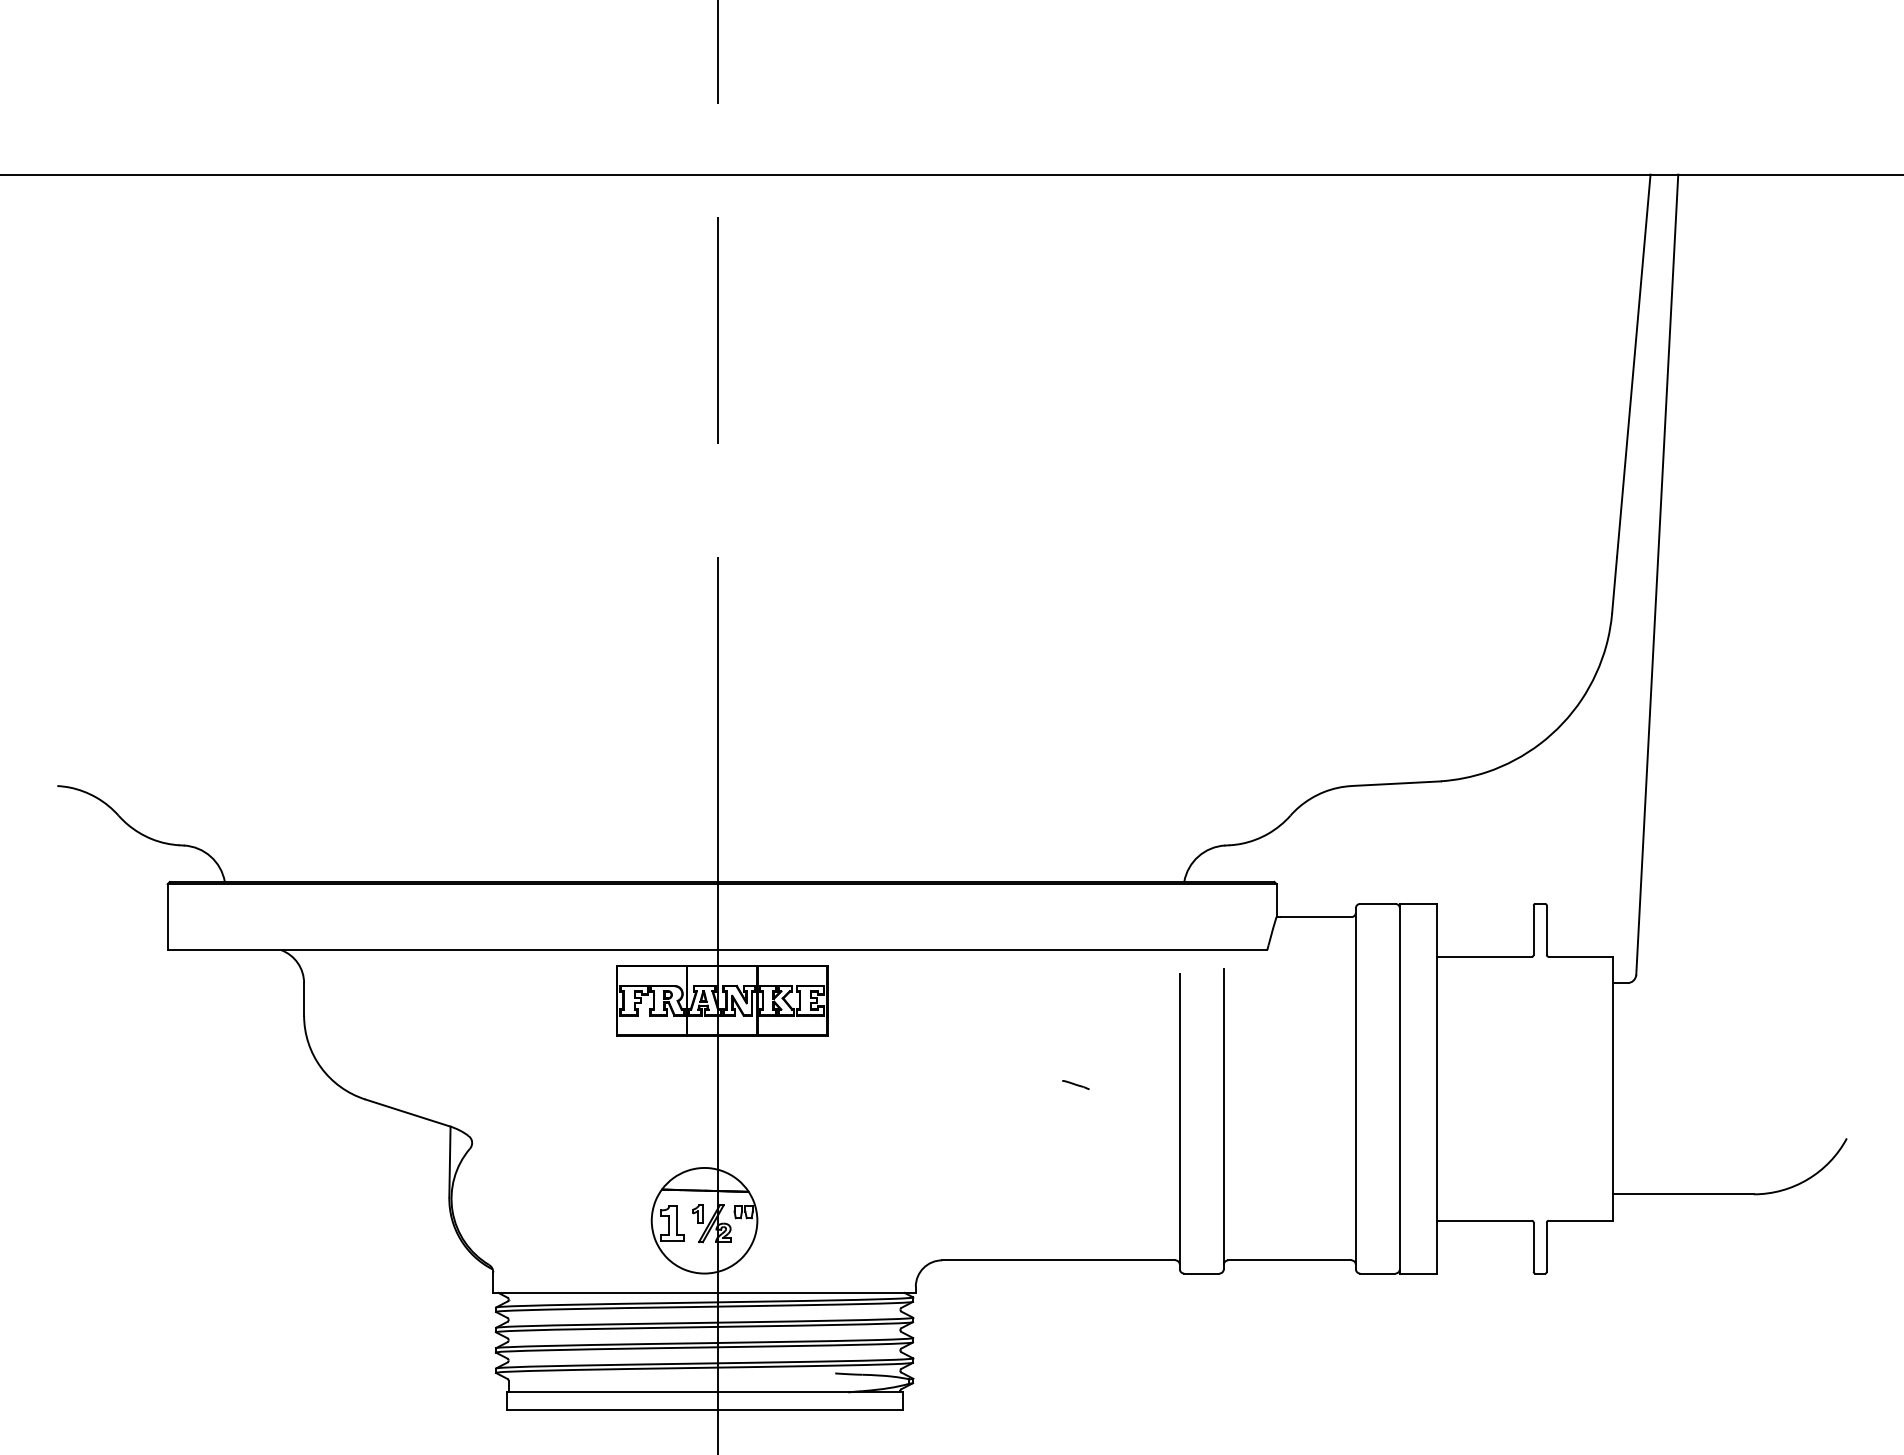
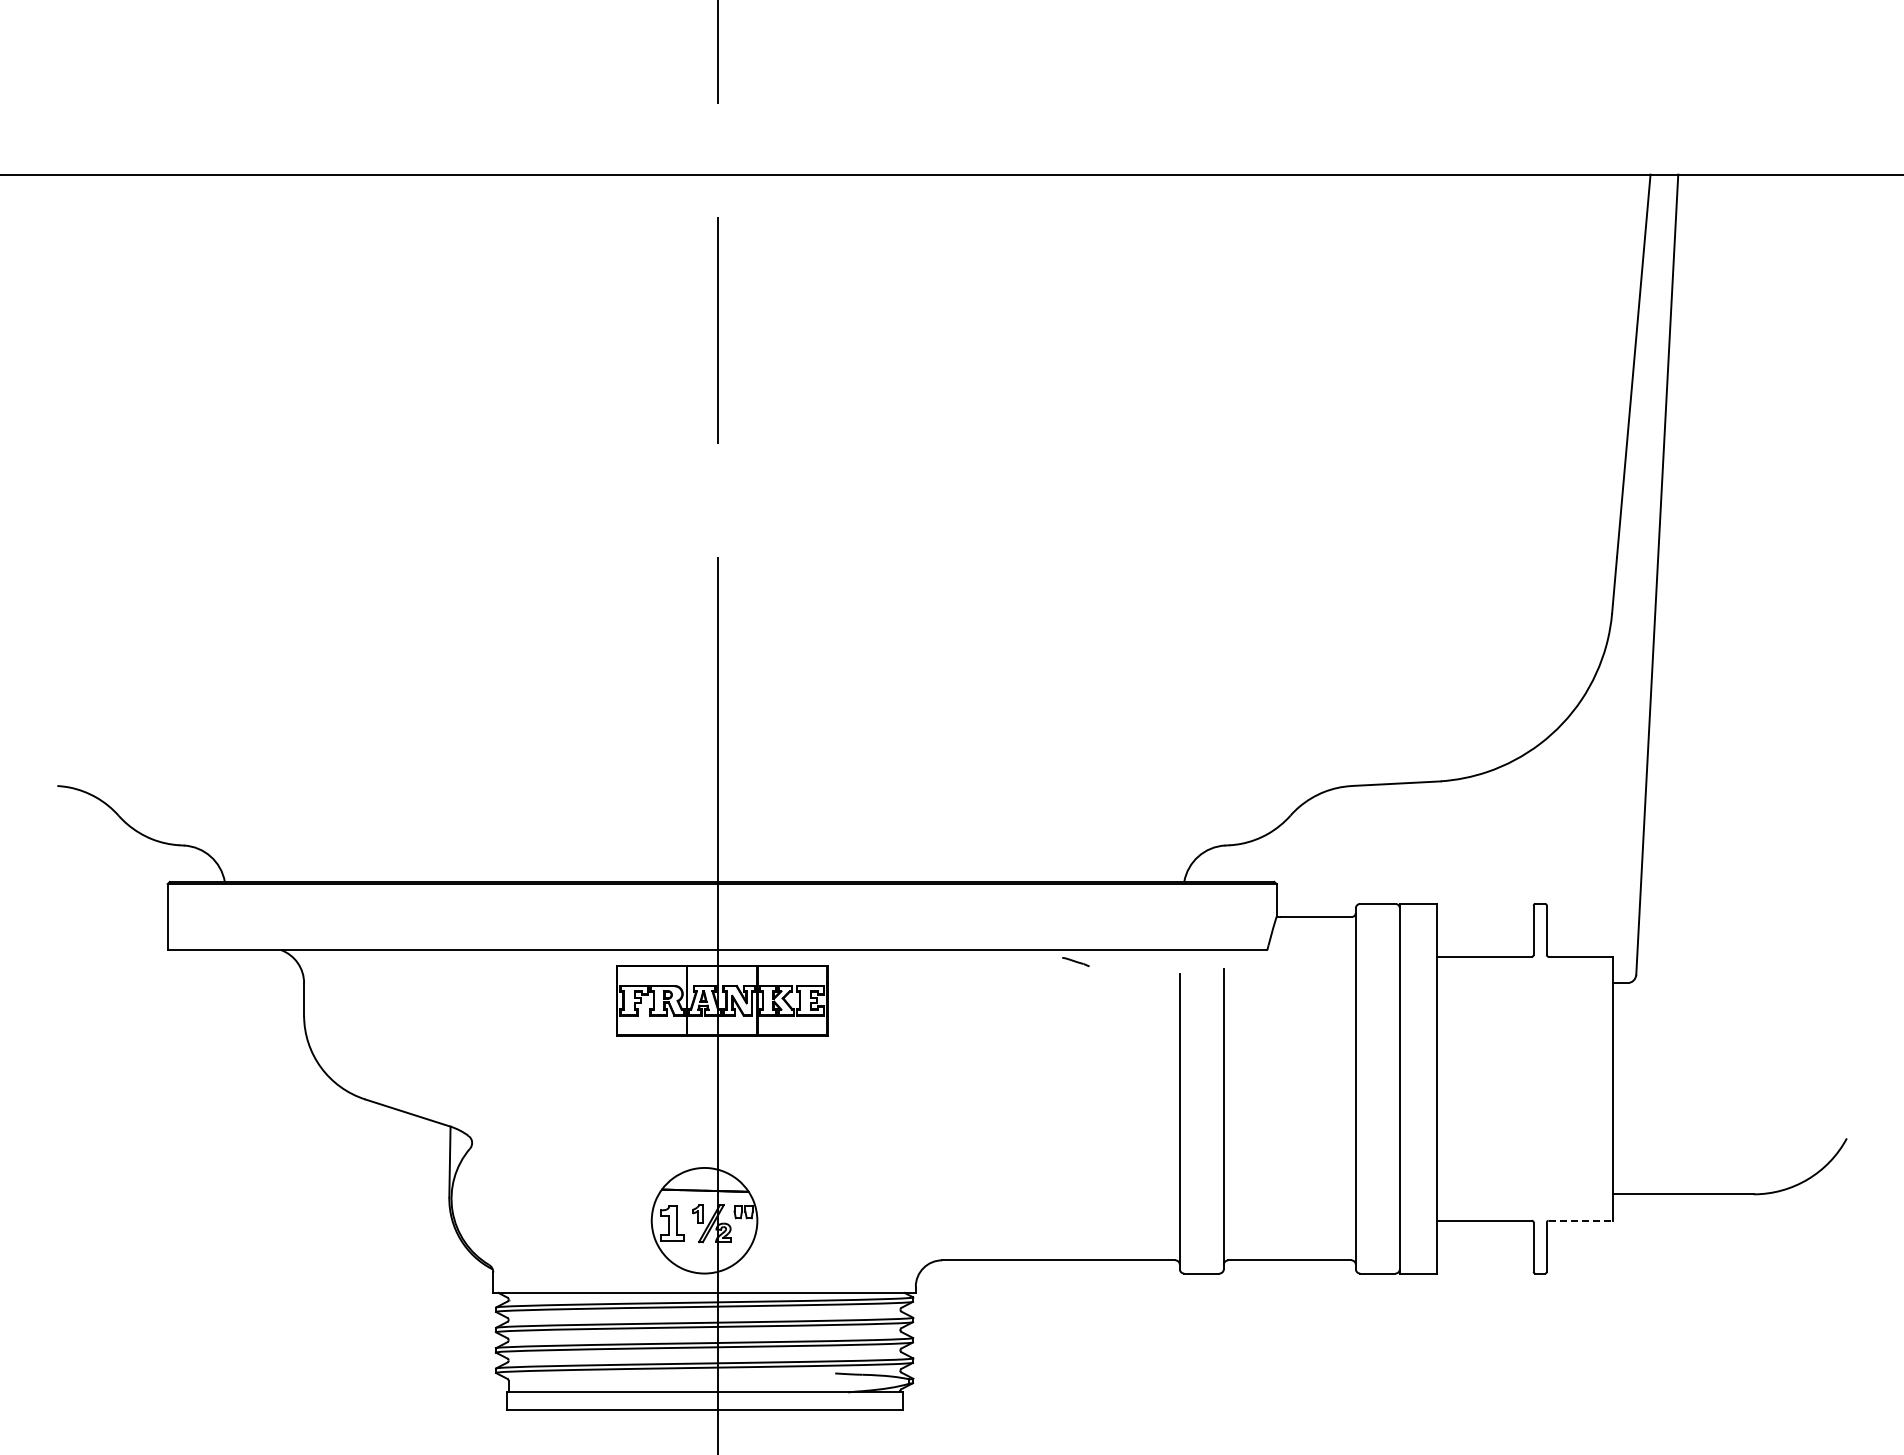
line position: (1075, 1084) -> (1075, 961) (1075, 961)
line: solid -> dashed (1581, 1220)
